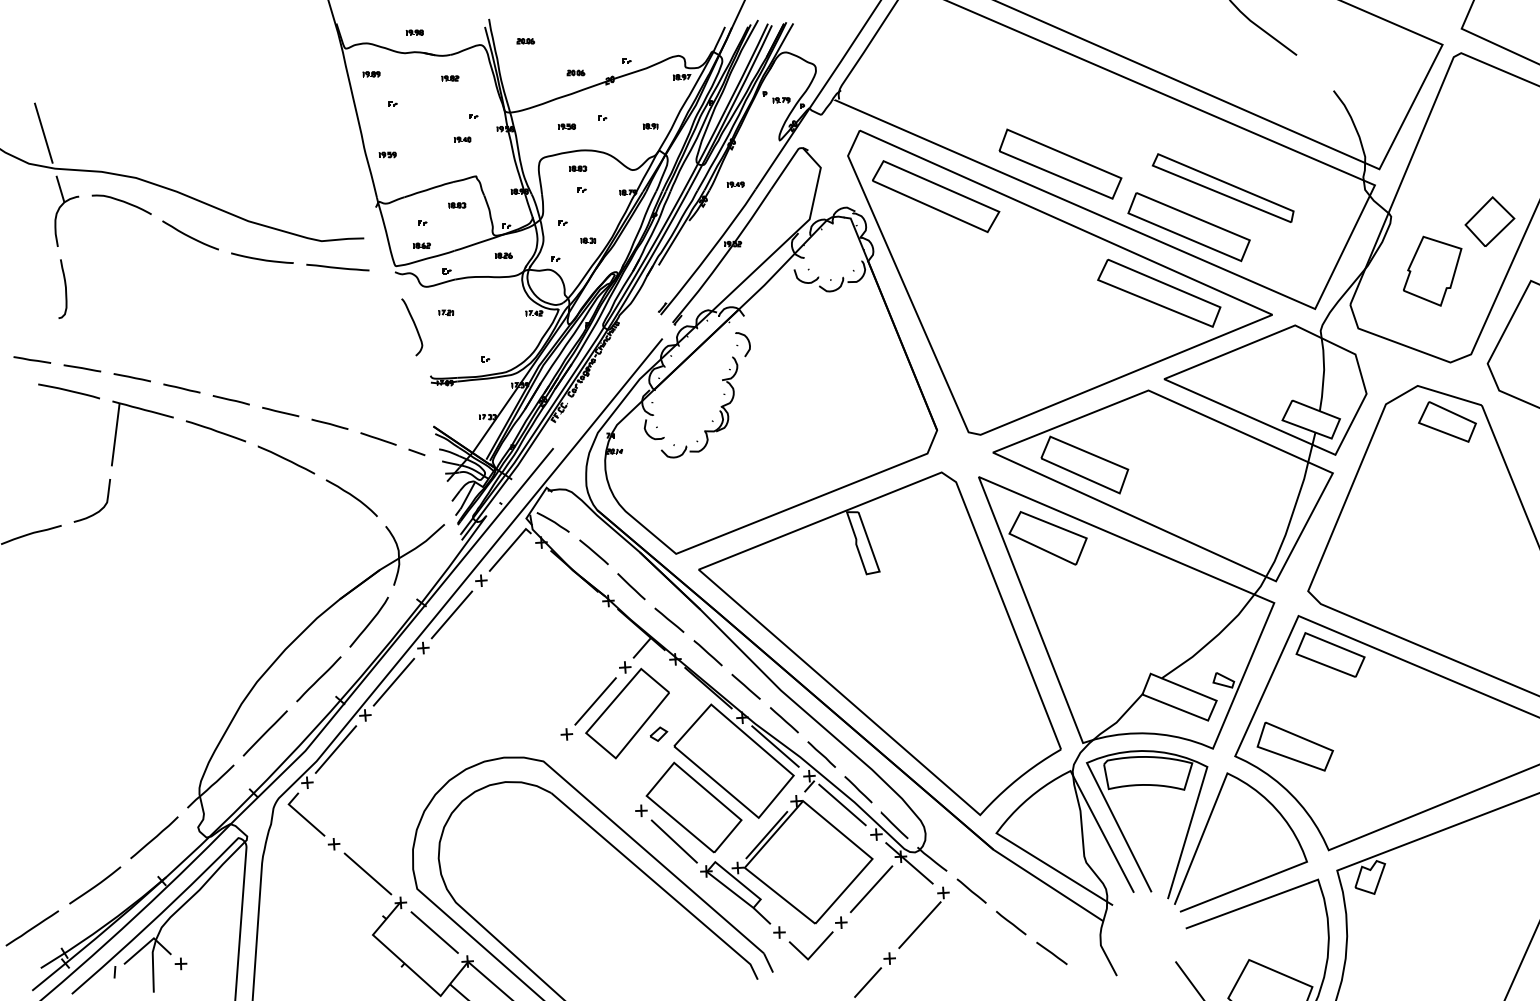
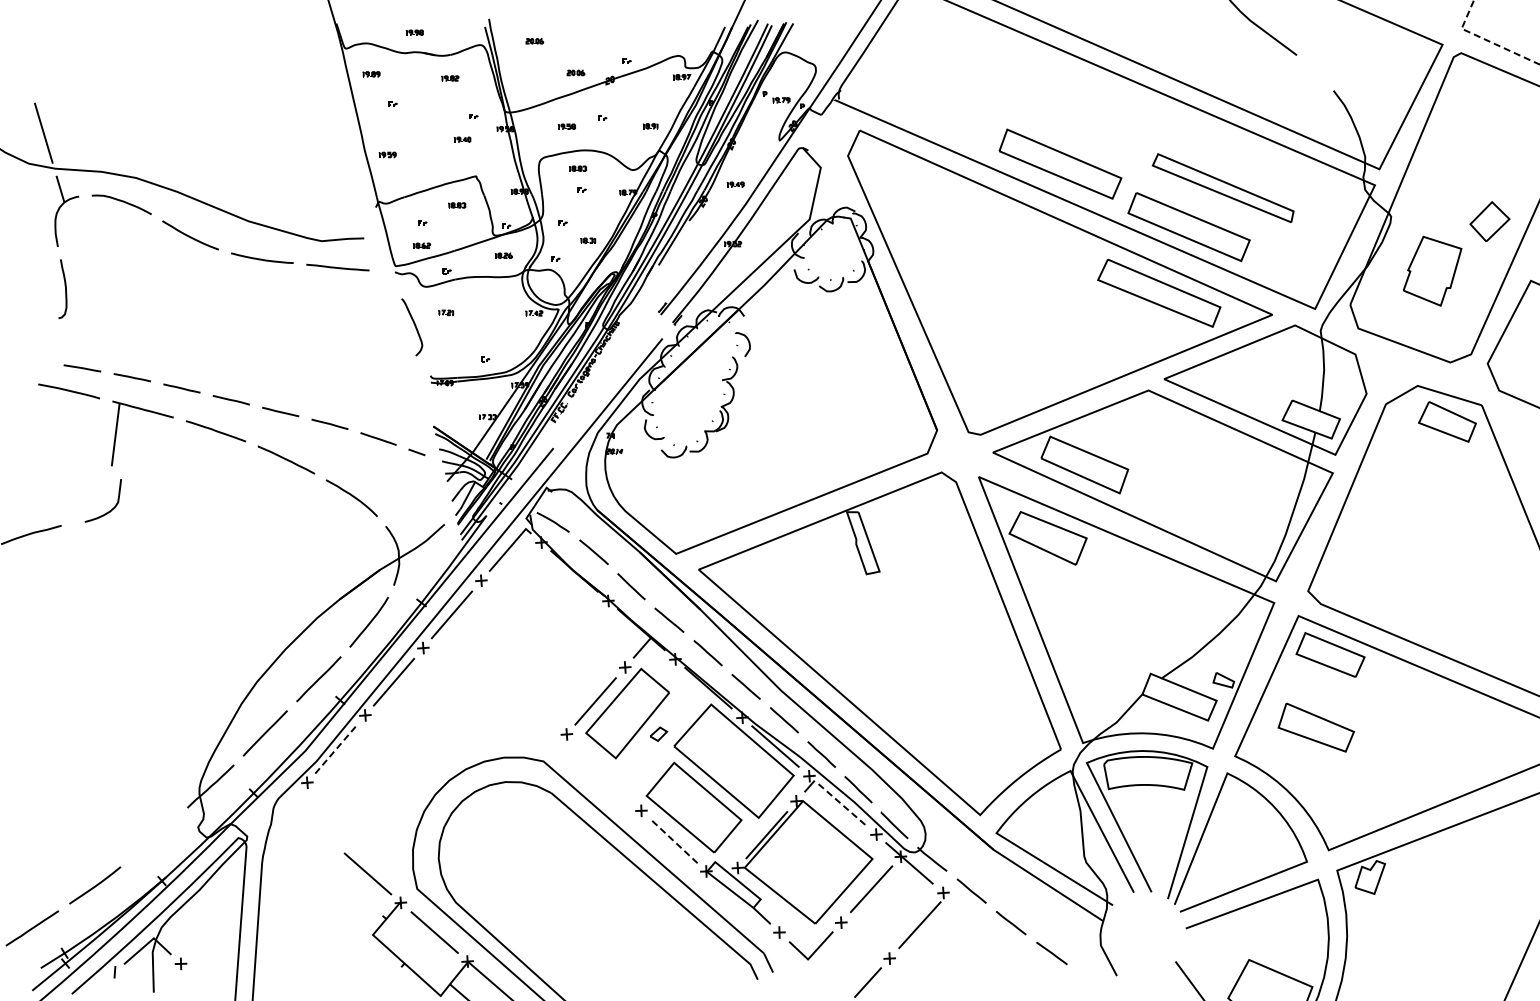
line: solid -> dashed (1486, 39)
part position: (525, 41) -> (534, 41) (534, 41)
part: present -> none (936, 196)
part size: 52x51 px -> 42x41 px (1489, 221)
line: present -> none (32, 359)
curve position: (99, 509) -> (110, 509) (110, 509)
part position: (1294, 746) -> (1315, 727) (1315, 727)
line: solid -> dashed (335, 749)
line: solid -> dashed (842, 804)
part: present -> none (313, 821)
line: present -> none (154, 837)
line: solid -> dashed (674, 841)
